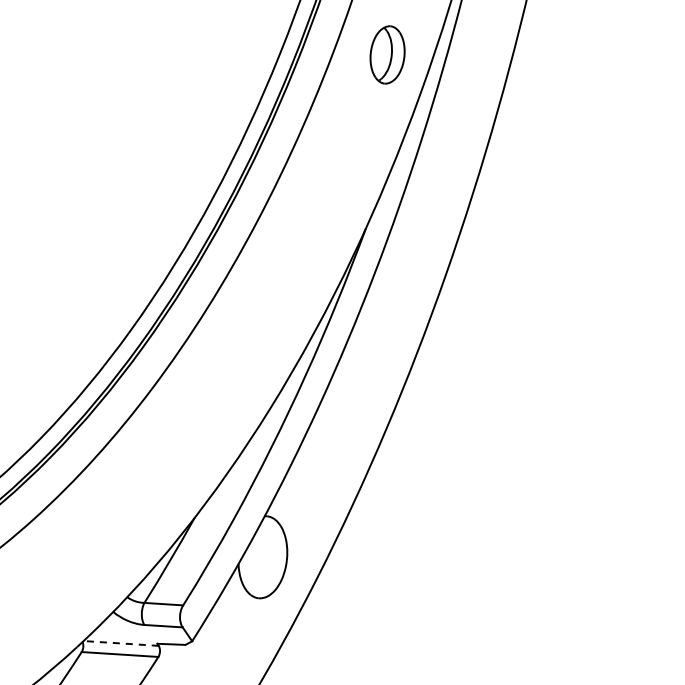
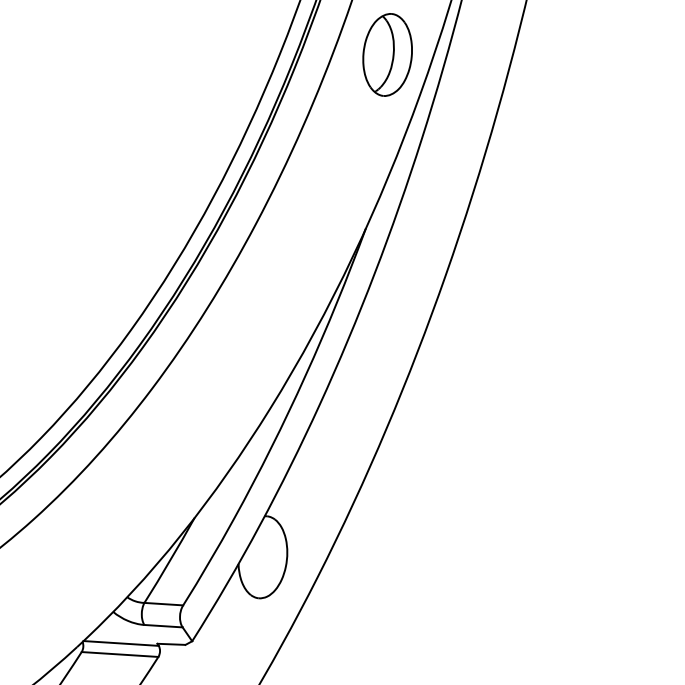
part size: 37x60 px -> 51x84 px (387, 54)
line: dashed -> solid (121, 643)
